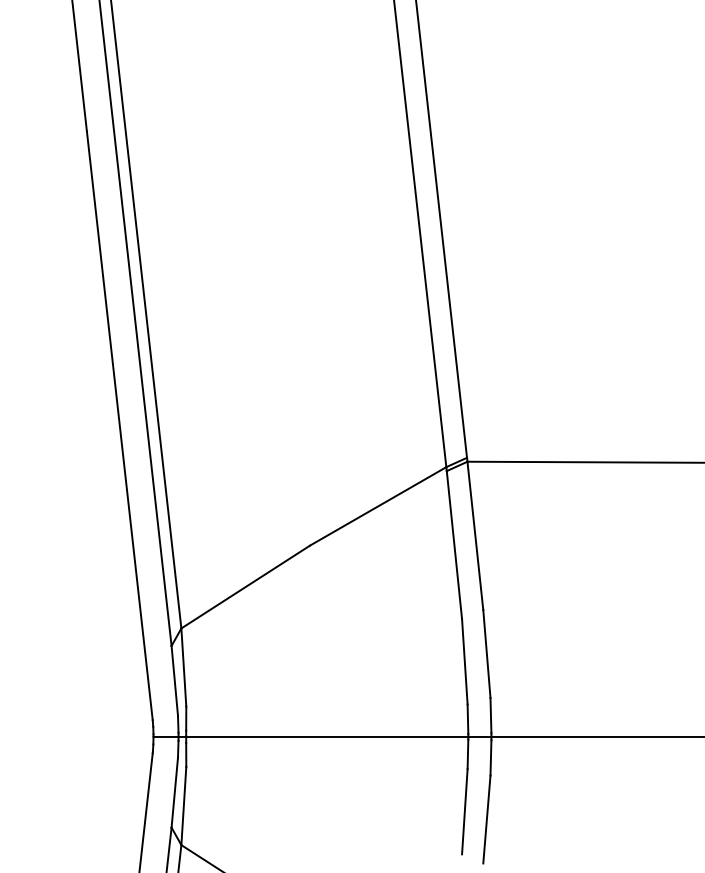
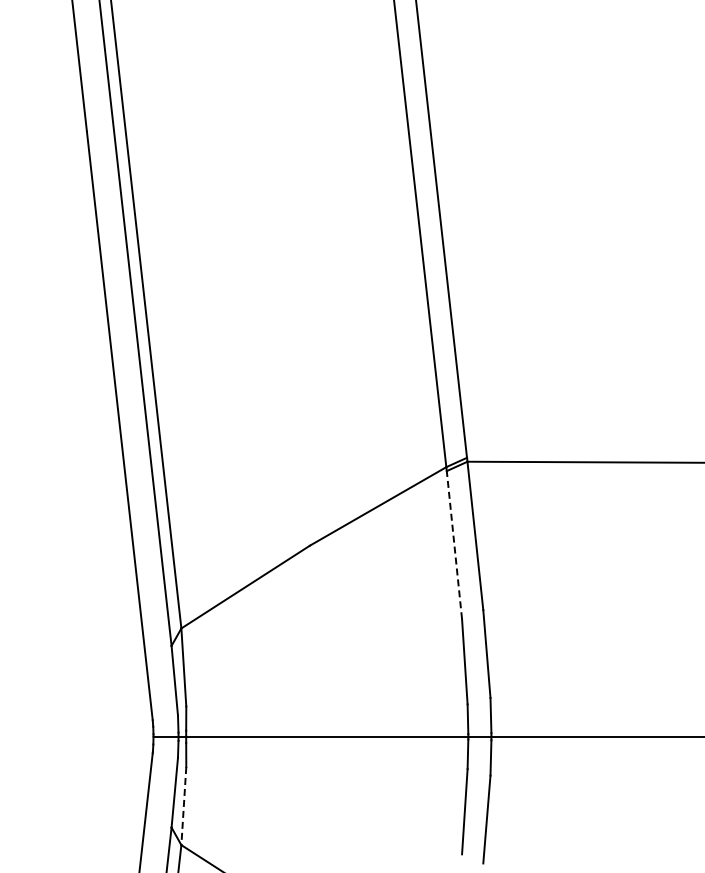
line: solid -> dashed (454, 544)
line: solid -> dashed (183, 806)
